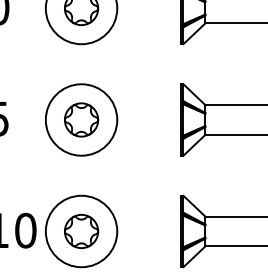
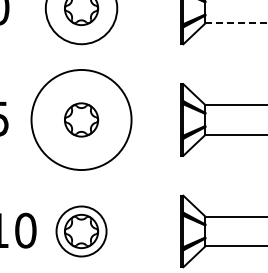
line: solid -> dashed (236, 23)
circle diameter: 71 px -> 100 px (81, 119)
circle diameter: 71 px -> 50 px (81, 231)
